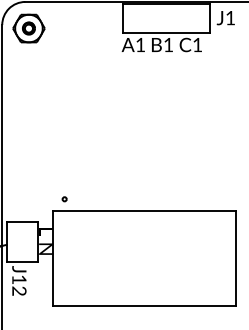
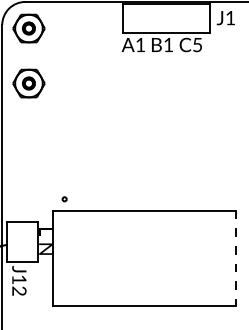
text: C1 -> C5 (197, 45)
part: none -> present (28, 83)
line: solid -> dashed (235, 258)
